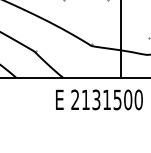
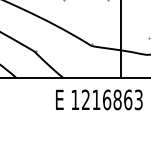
text: 2131500 -> 1216863 (106, 99)
